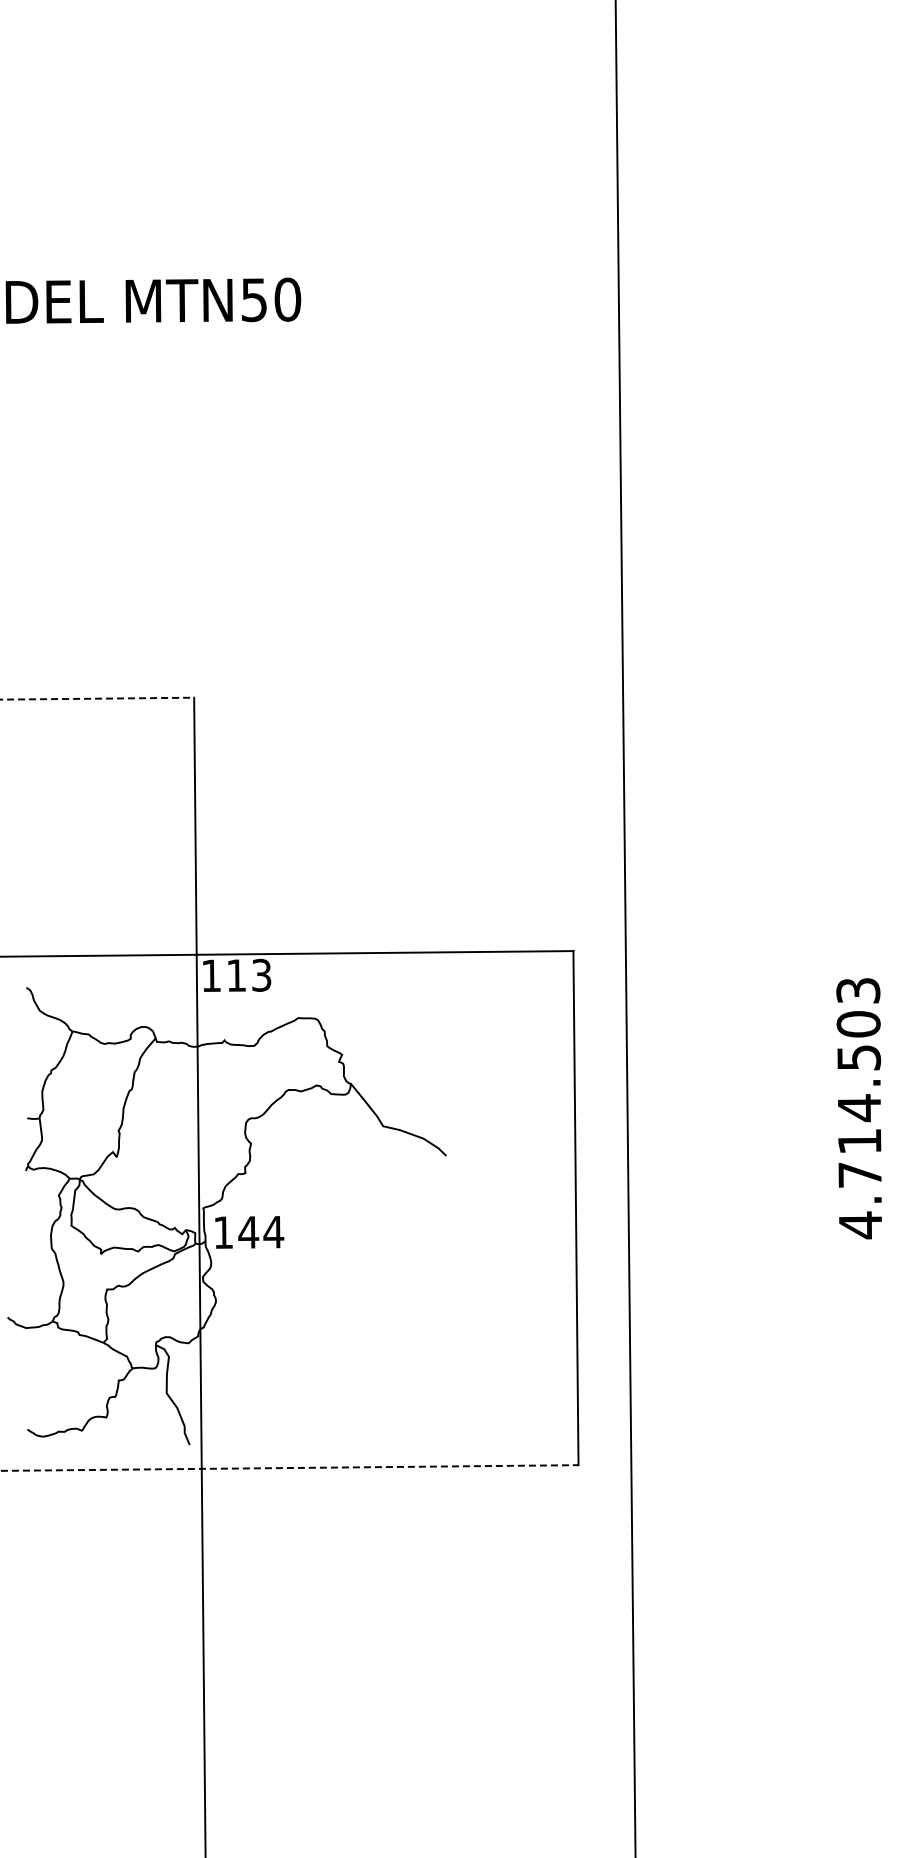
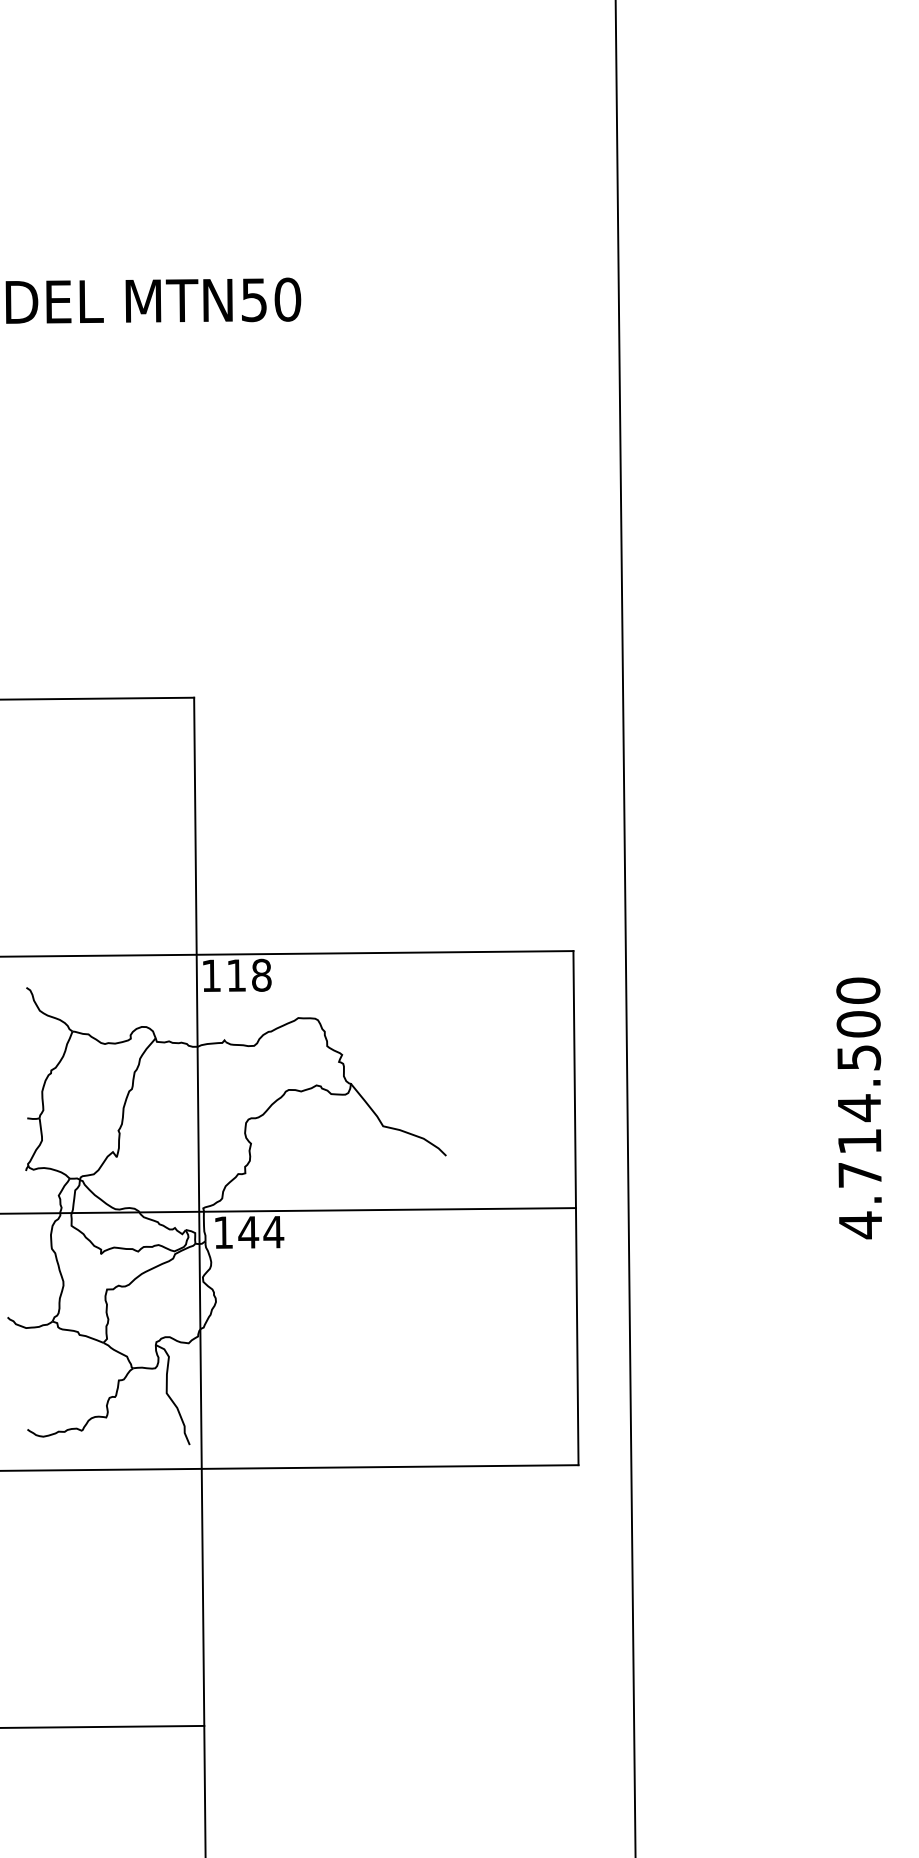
line: dashed -> solid (97, 698)
text: 113 -> 118 (261, 974)
text: 4.714.503 -> 4.714.500 (858, 990)
line: none -> present (288, 1210)
line: dashed -> solid (289, 1468)
line: none -> present (103, 1726)
